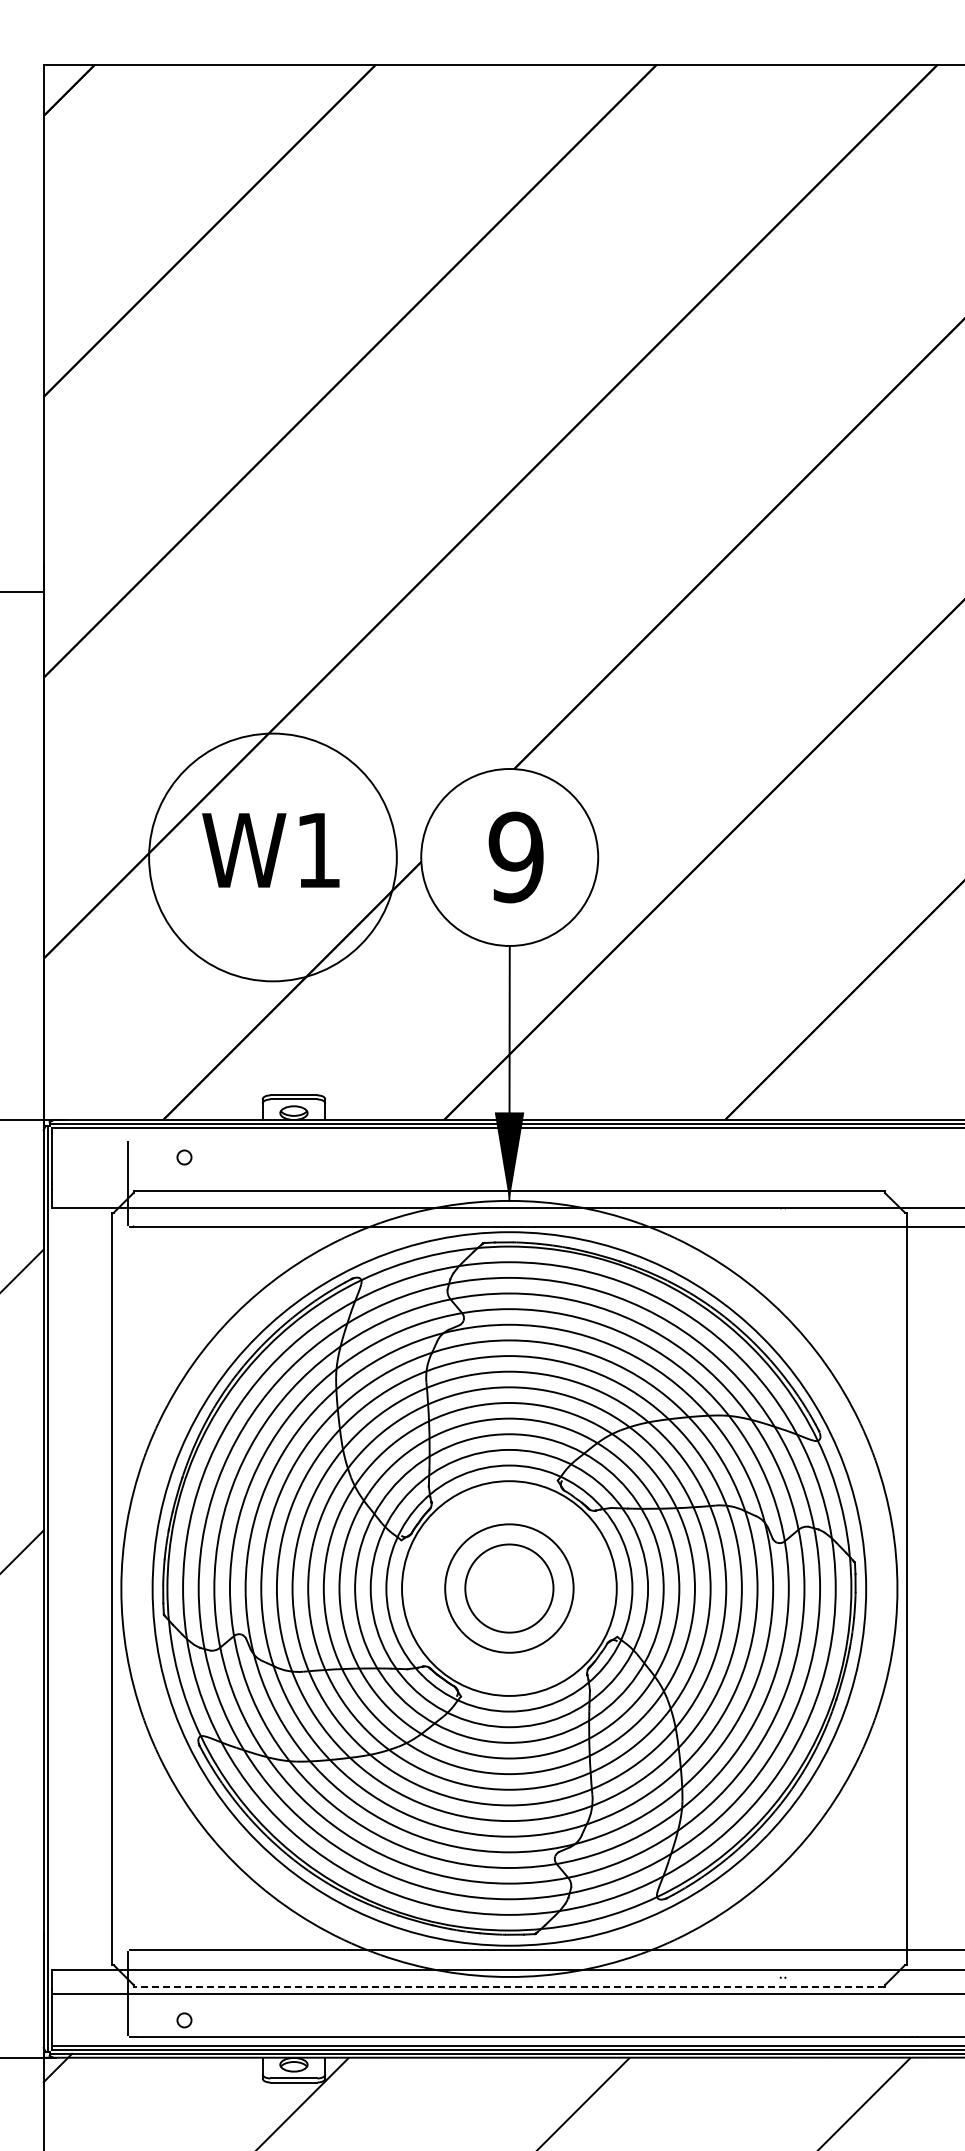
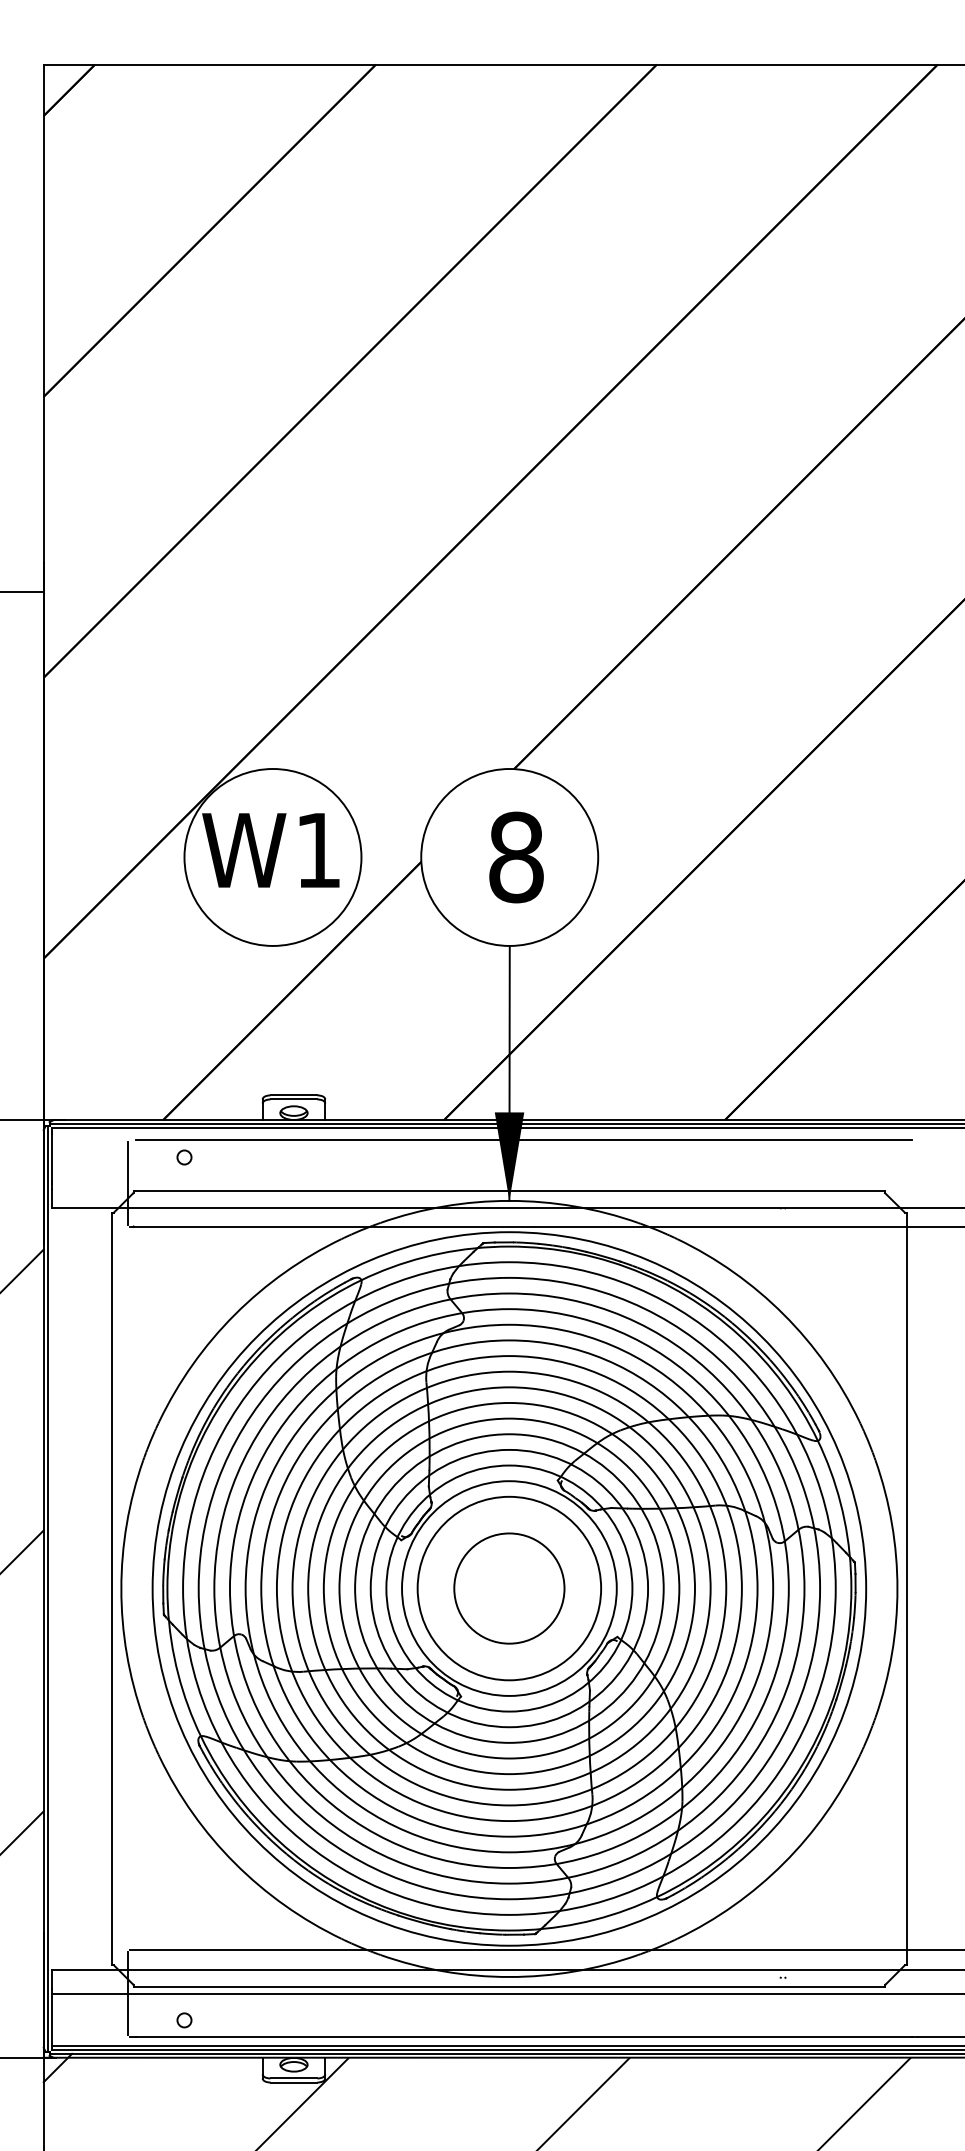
circle diameter: 248 px -> 177 px (272, 857)
text: 9 -> 8 (515, 857)
line: none -> present (523, 1139)
circle diameter: 128 px -> 183 px (509, 1588)
circle diameter: 88 px -> 110 px (509, 1588)
line: none -> present (22, 1831)
line: dashed -> solid (509, 1986)
